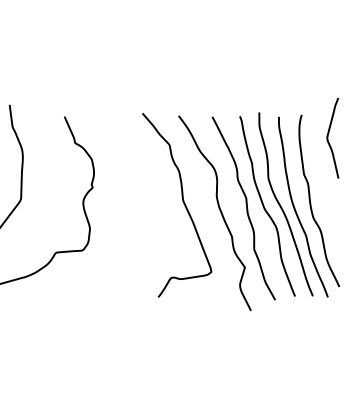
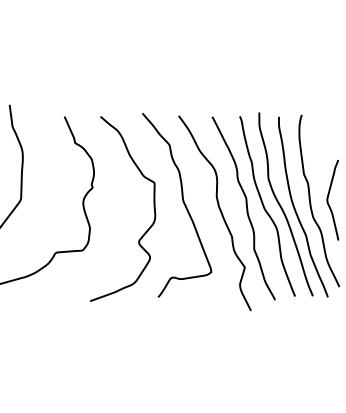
curve position: (328, 137) -> (328, 199) (328, 199)
curve: none -> present (153, 208)
